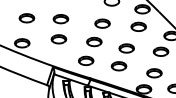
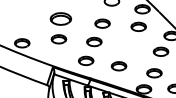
part: present -> none (26, 18)
part size: 18x11 px -> 23x14 px (60, 18)
part: present -> none (126, 48)
